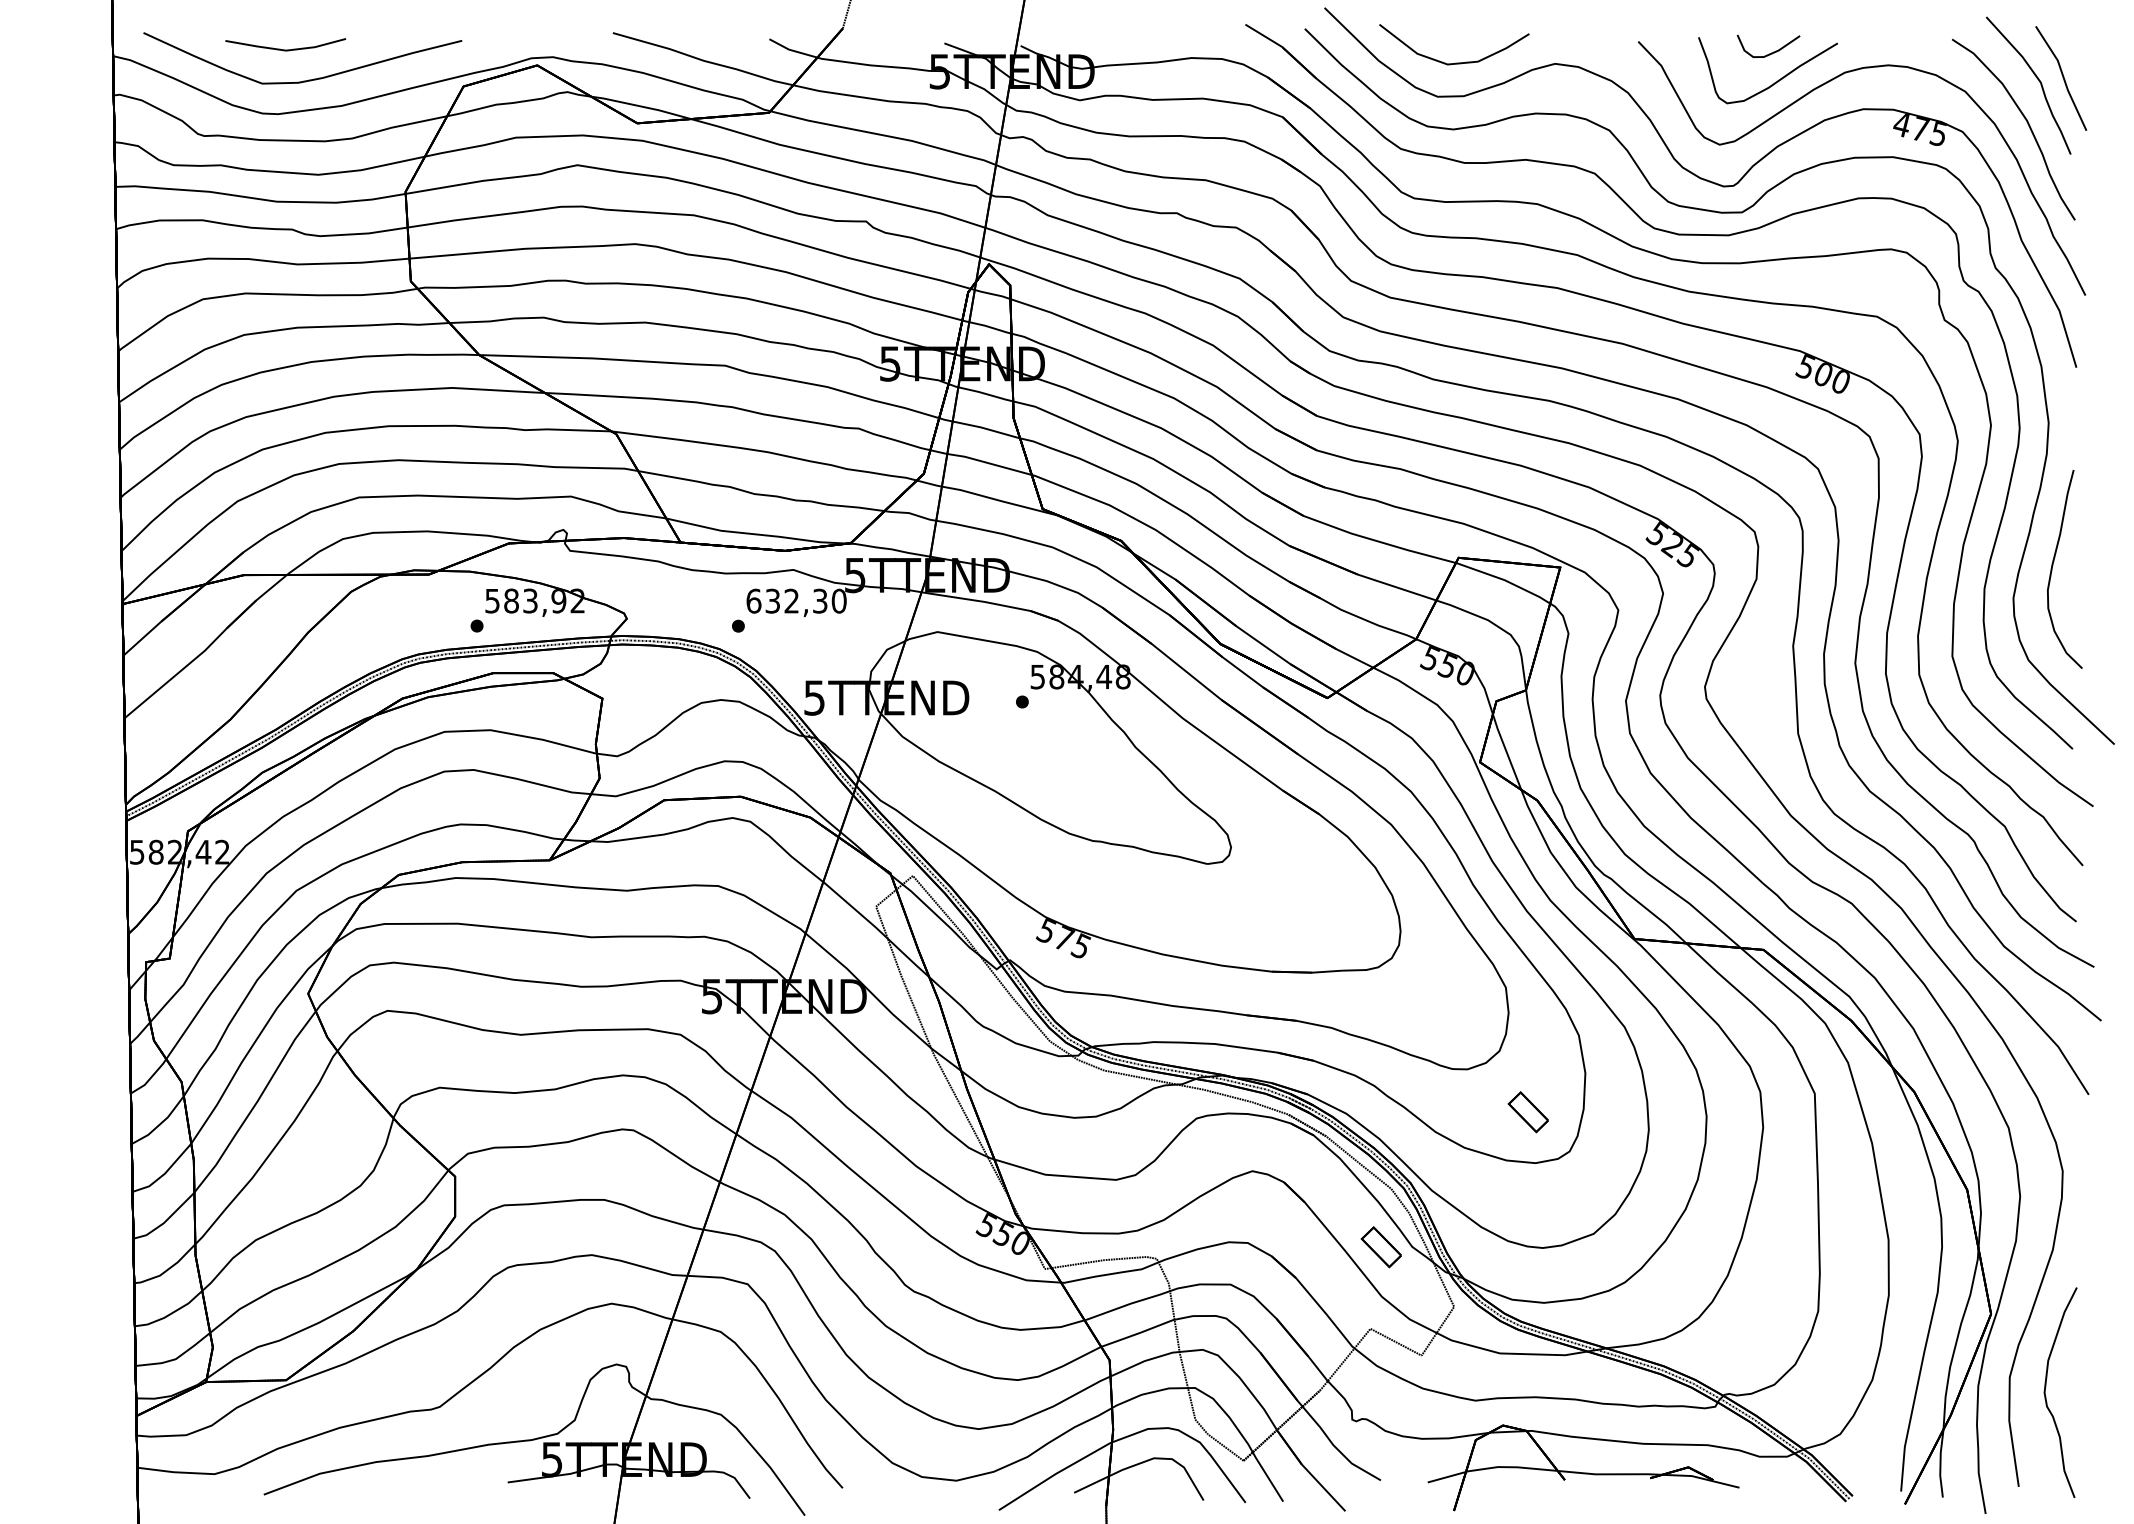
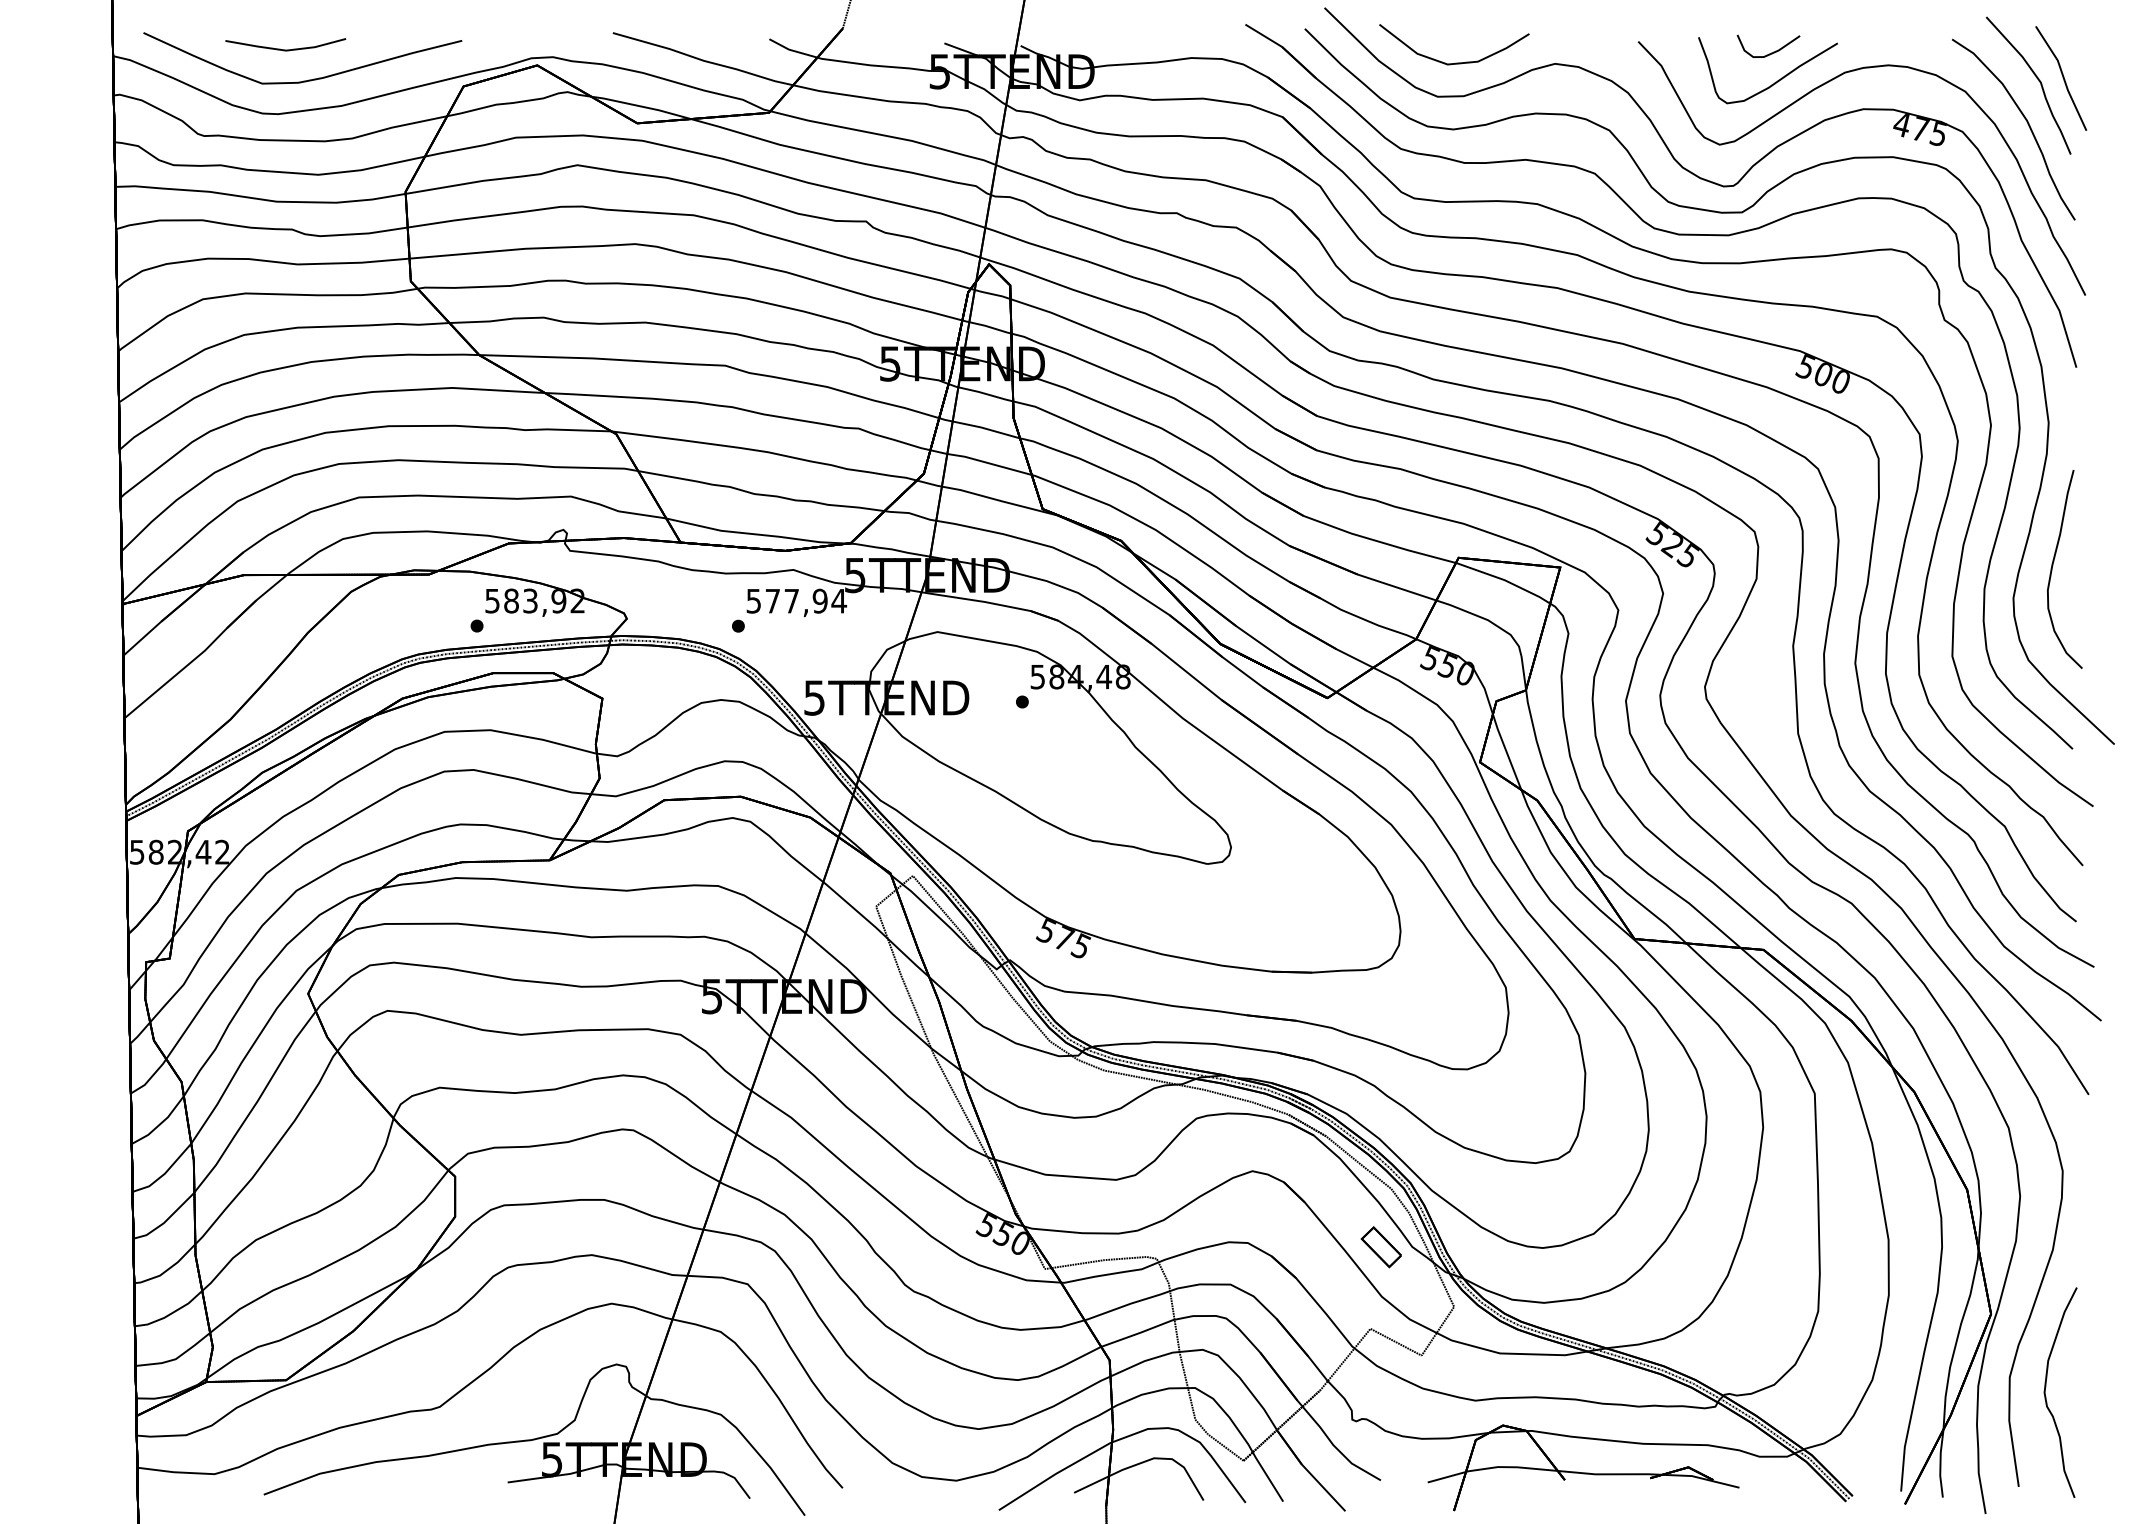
text: 632,30 -> 577,94 (796, 600)
part: present -> none (1527, 1112)
